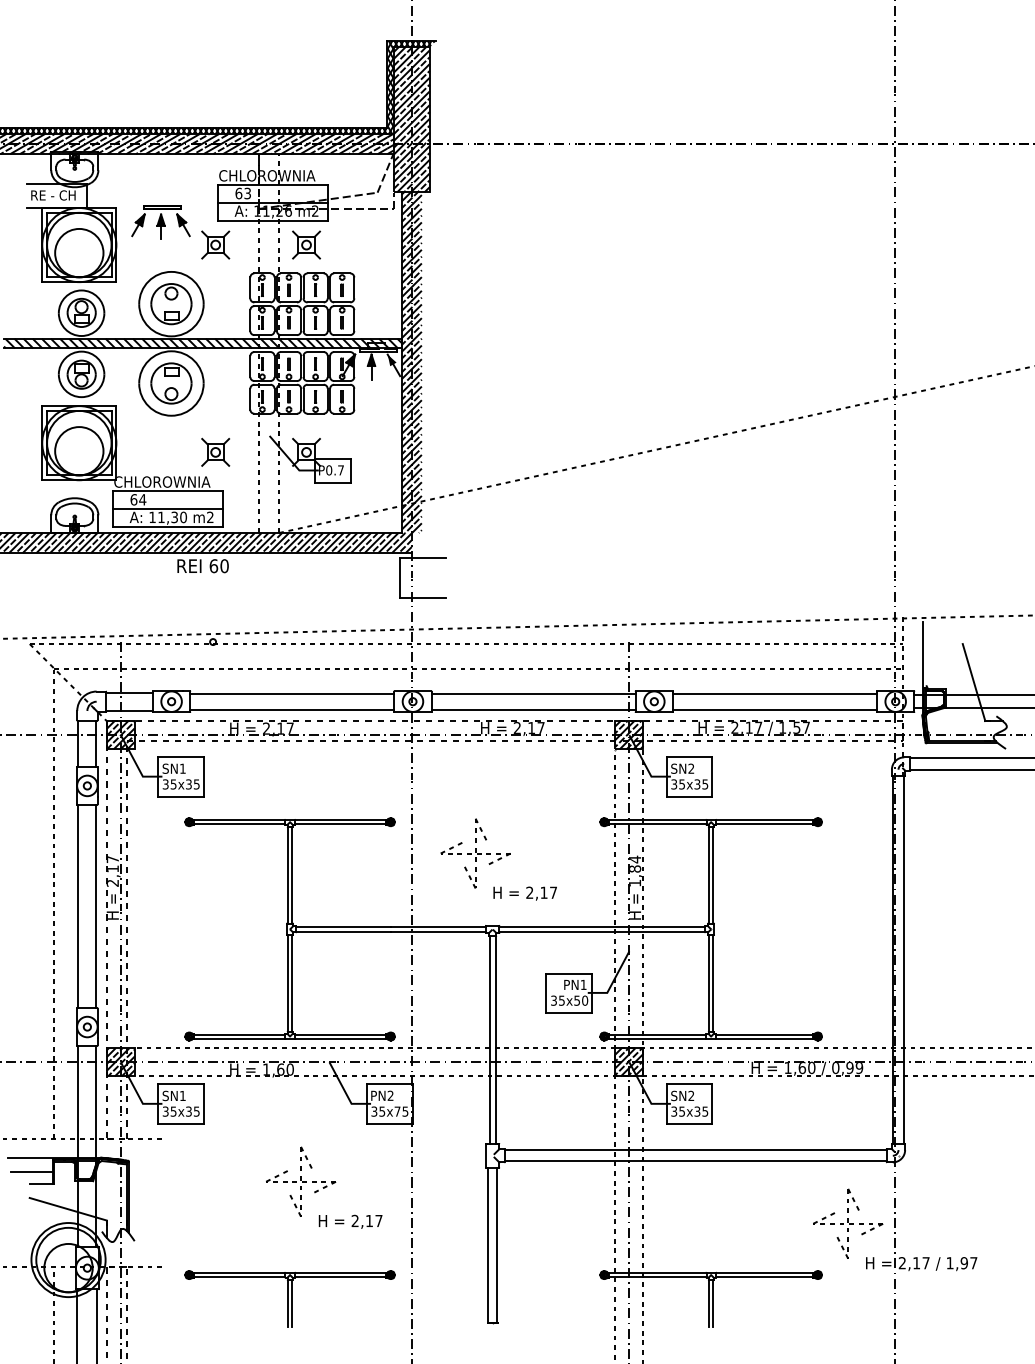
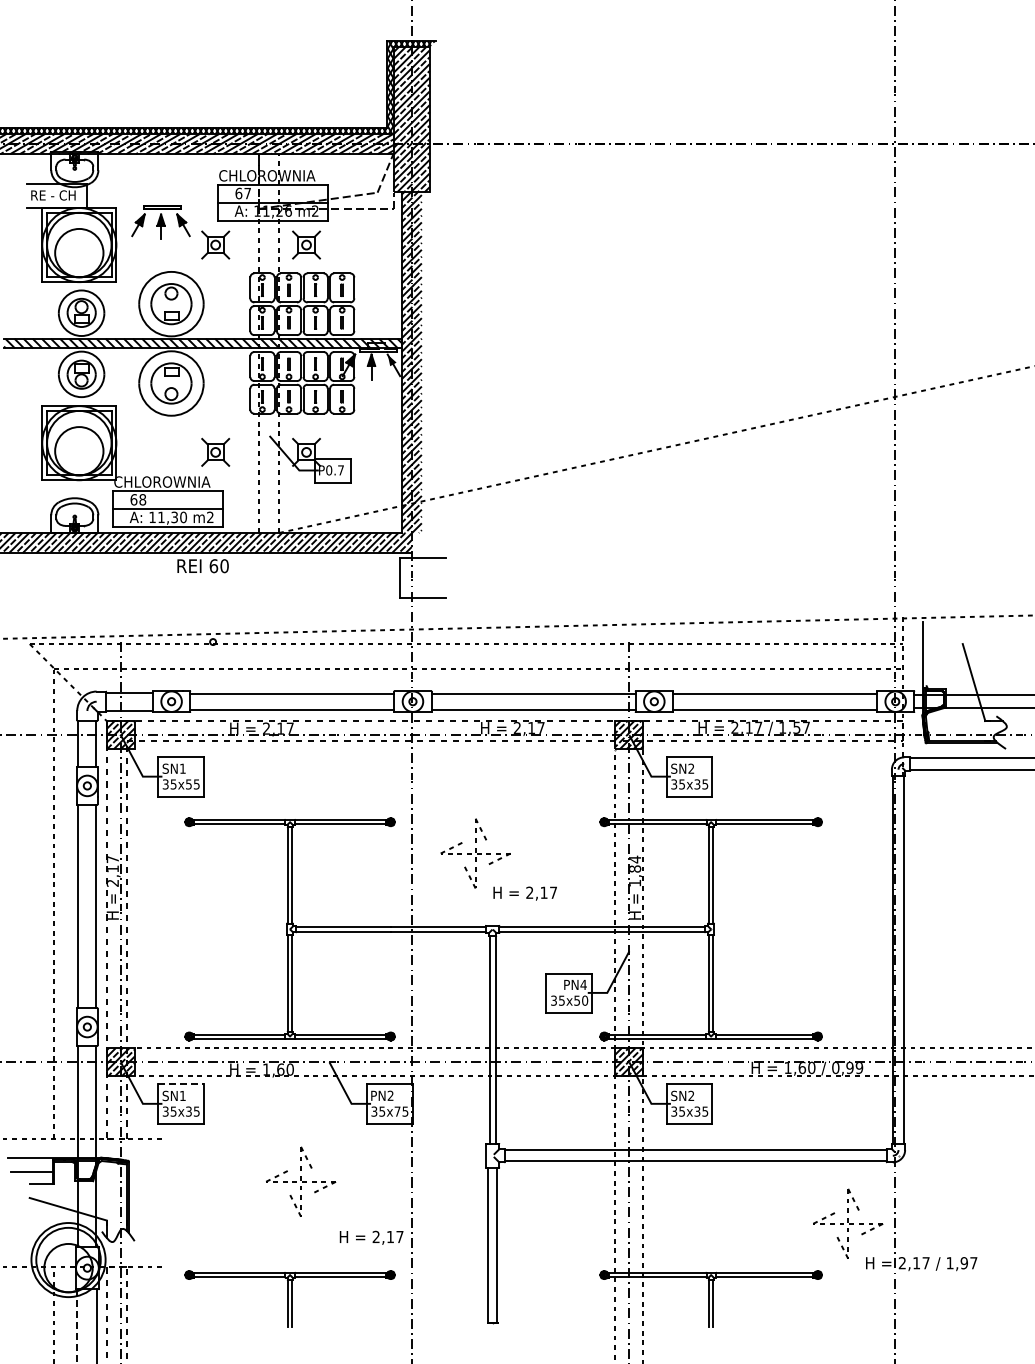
text: 63 -> 67 (247, 193)
text: 64 -> 68 (142, 499)
text: 35x35 -> 35x55 (188, 783)
text: PN1 -> PN4 (583, 984)
line: solid -> dashed (181, 1084)
text position: (350, 1221) -> (371, 1237) (371, 1237)
line: solid -> dashed (77, 1326)
